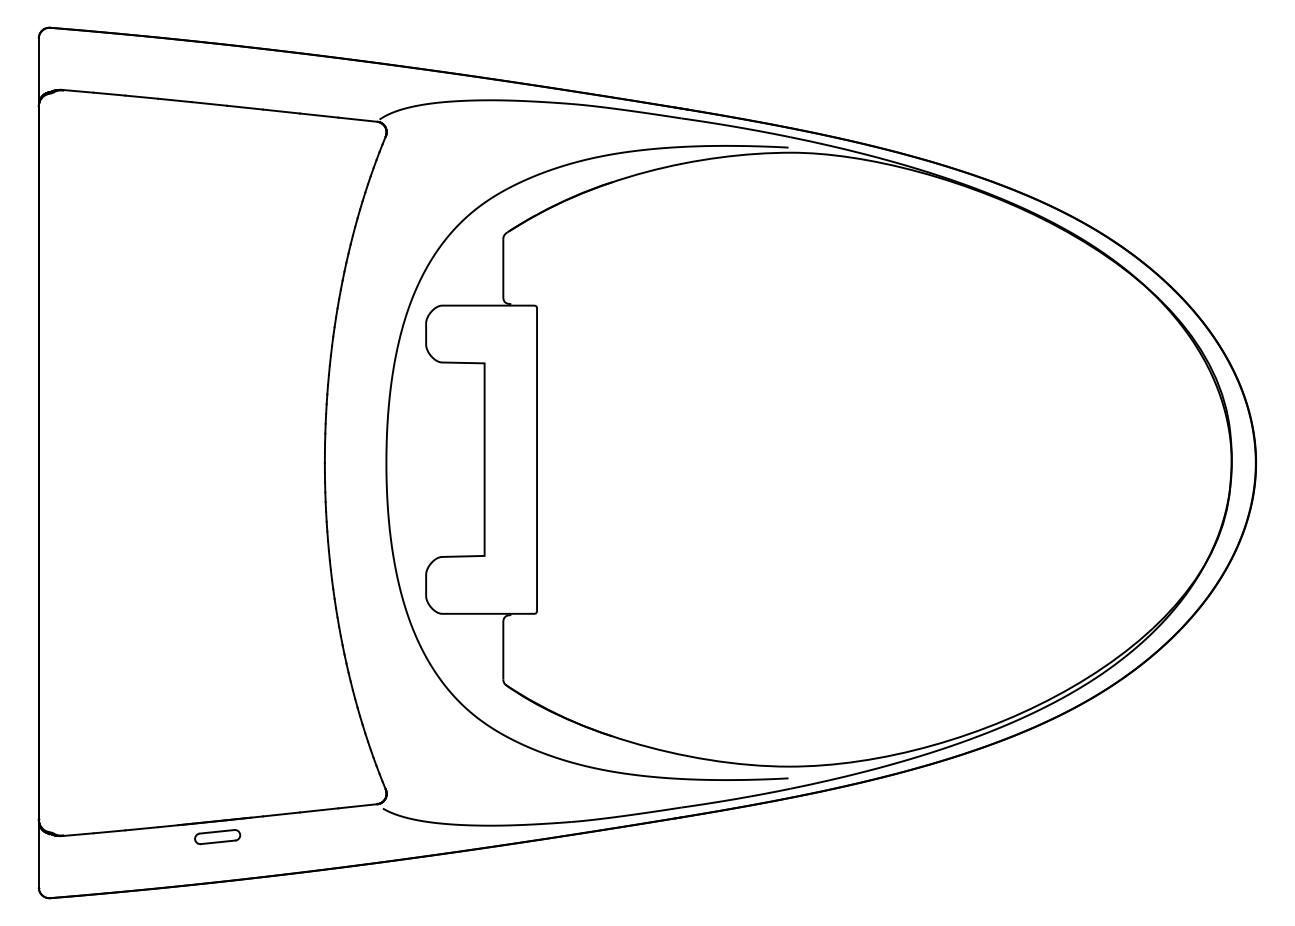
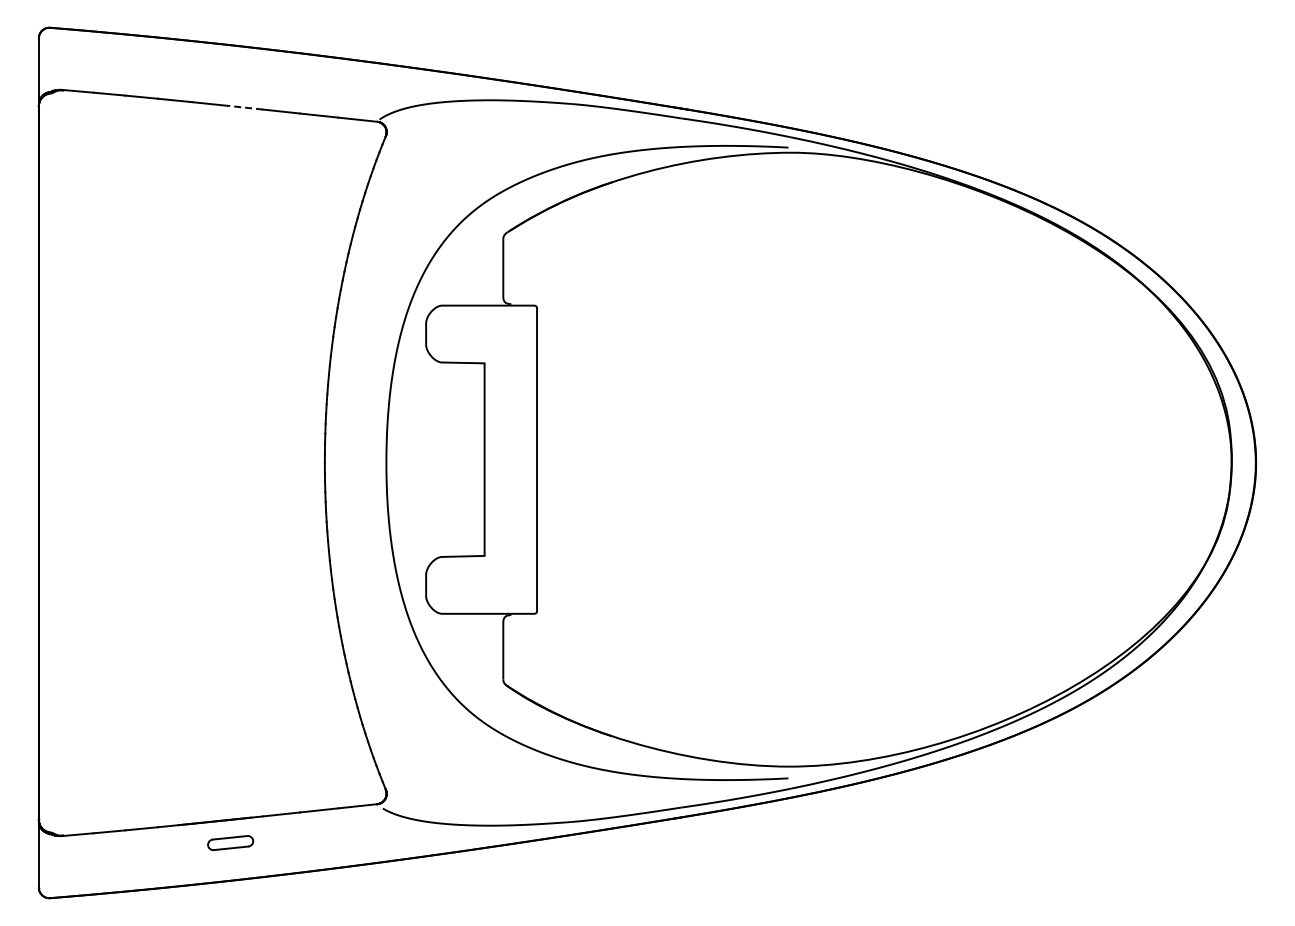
line: solid -> dashed (244, 107)
part position: (217, 837) -> (230, 843) (230, 843)
